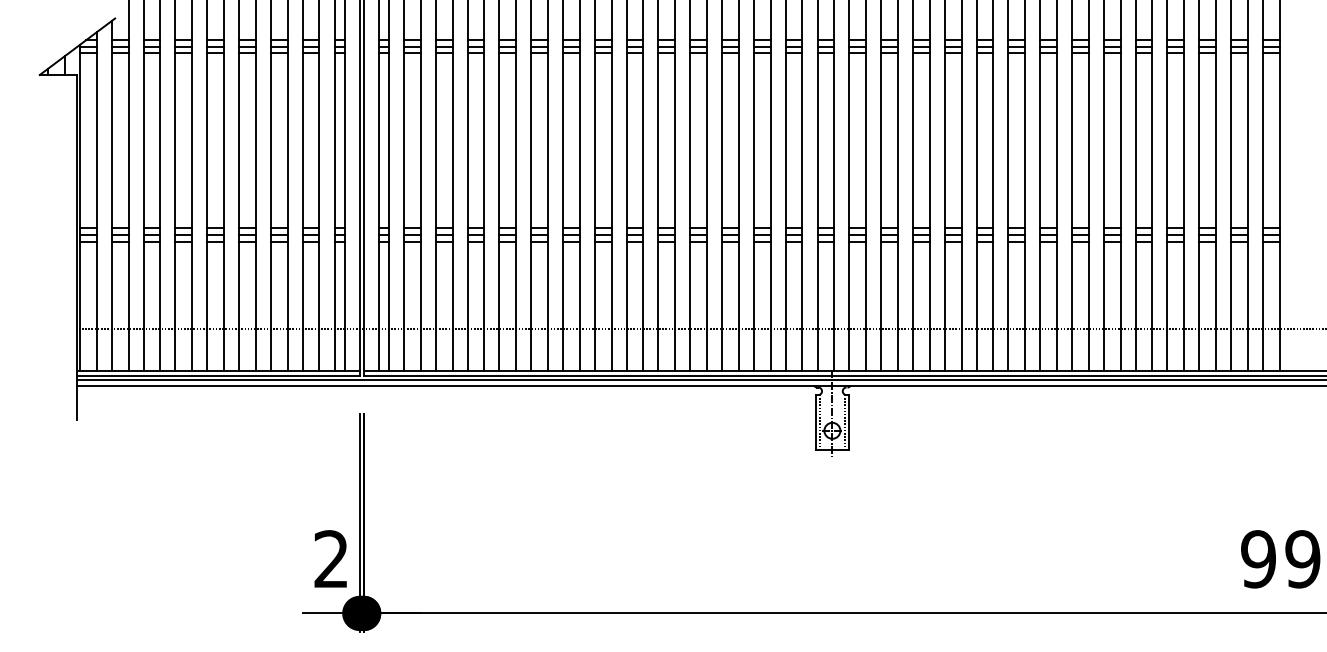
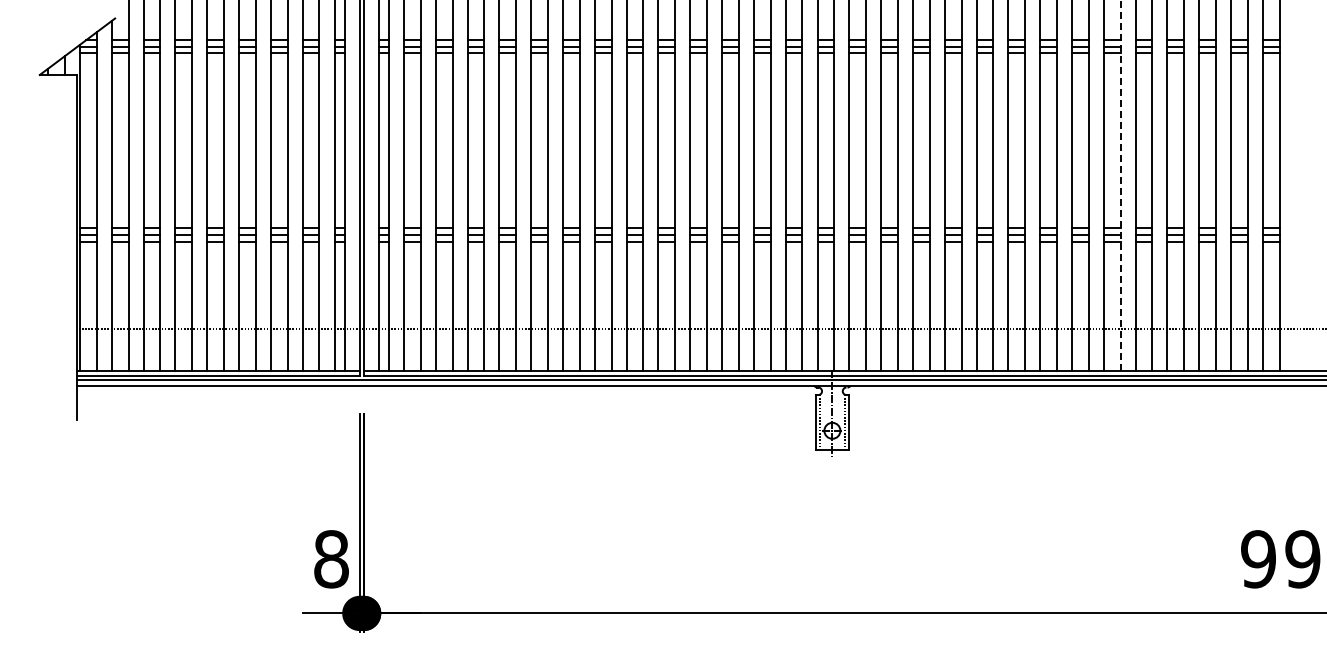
line: solid -> dashed (1120, 185)
text: 2 -> 8 (331, 559)
